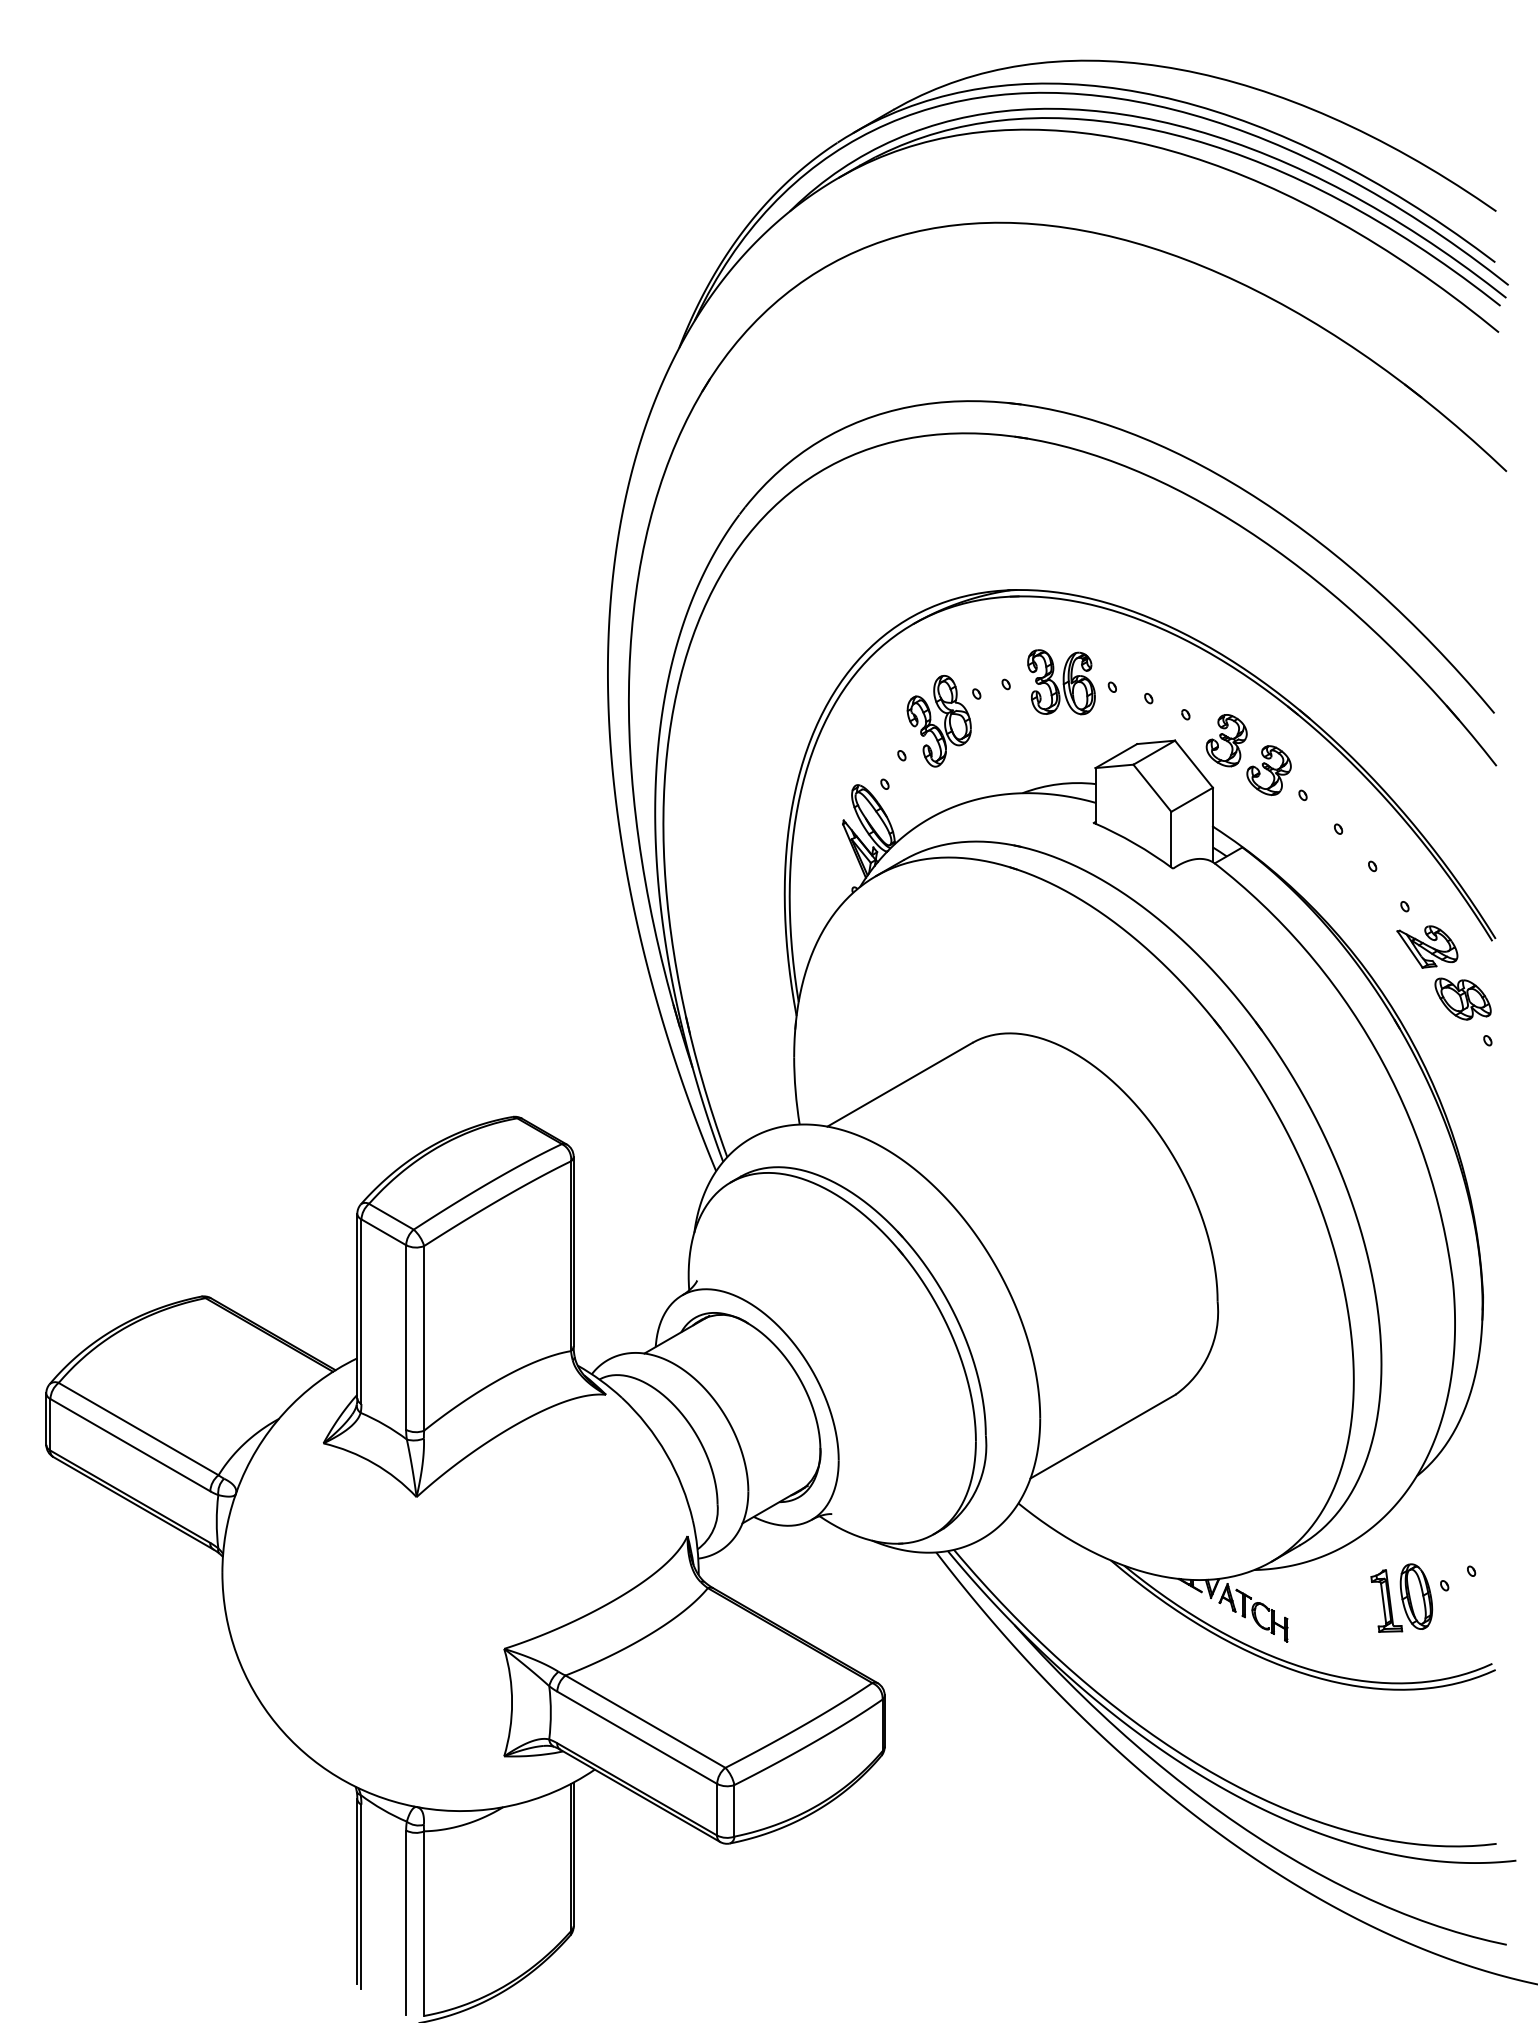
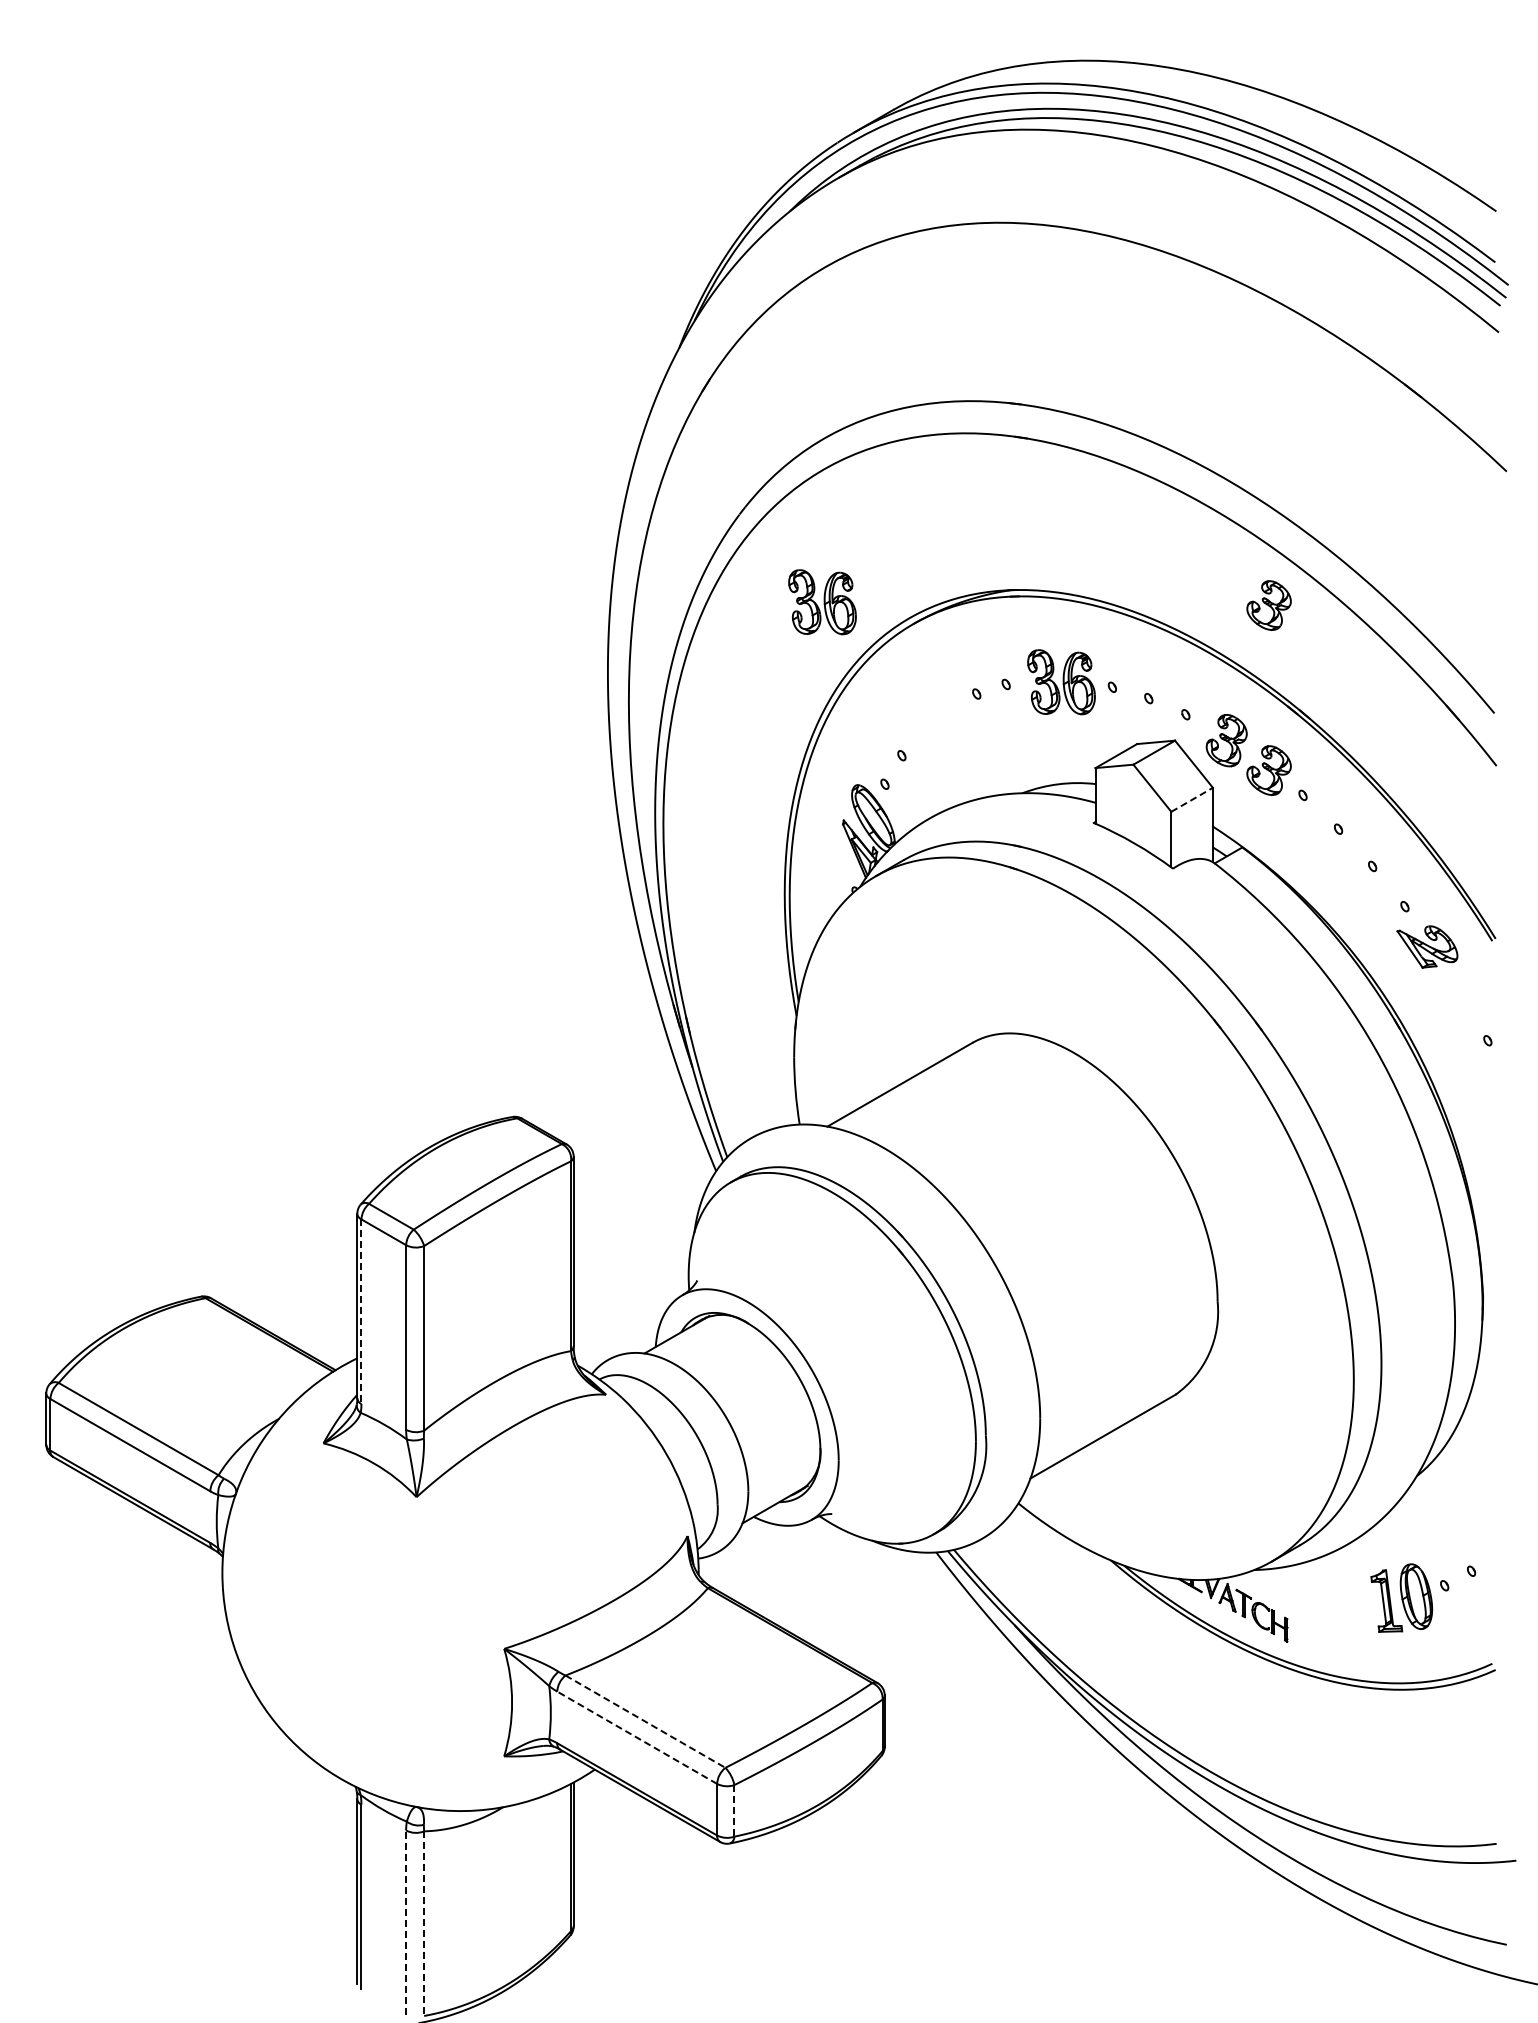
part: none -> present (822, 602)
part: none -> present (1268, 605)
part: present -> none (938, 721)
line: solid -> dashed (1192, 799)
part: present -> none (1462, 998)
line: solid -> dashed (361, 1312)
line: solid -> dashed (645, 1721)
line: solid -> dashed (636, 1737)
line: solid -> dashed (734, 1810)
line: solid -> dashed (406, 1922)
line: solid -> dashed (424, 1924)
